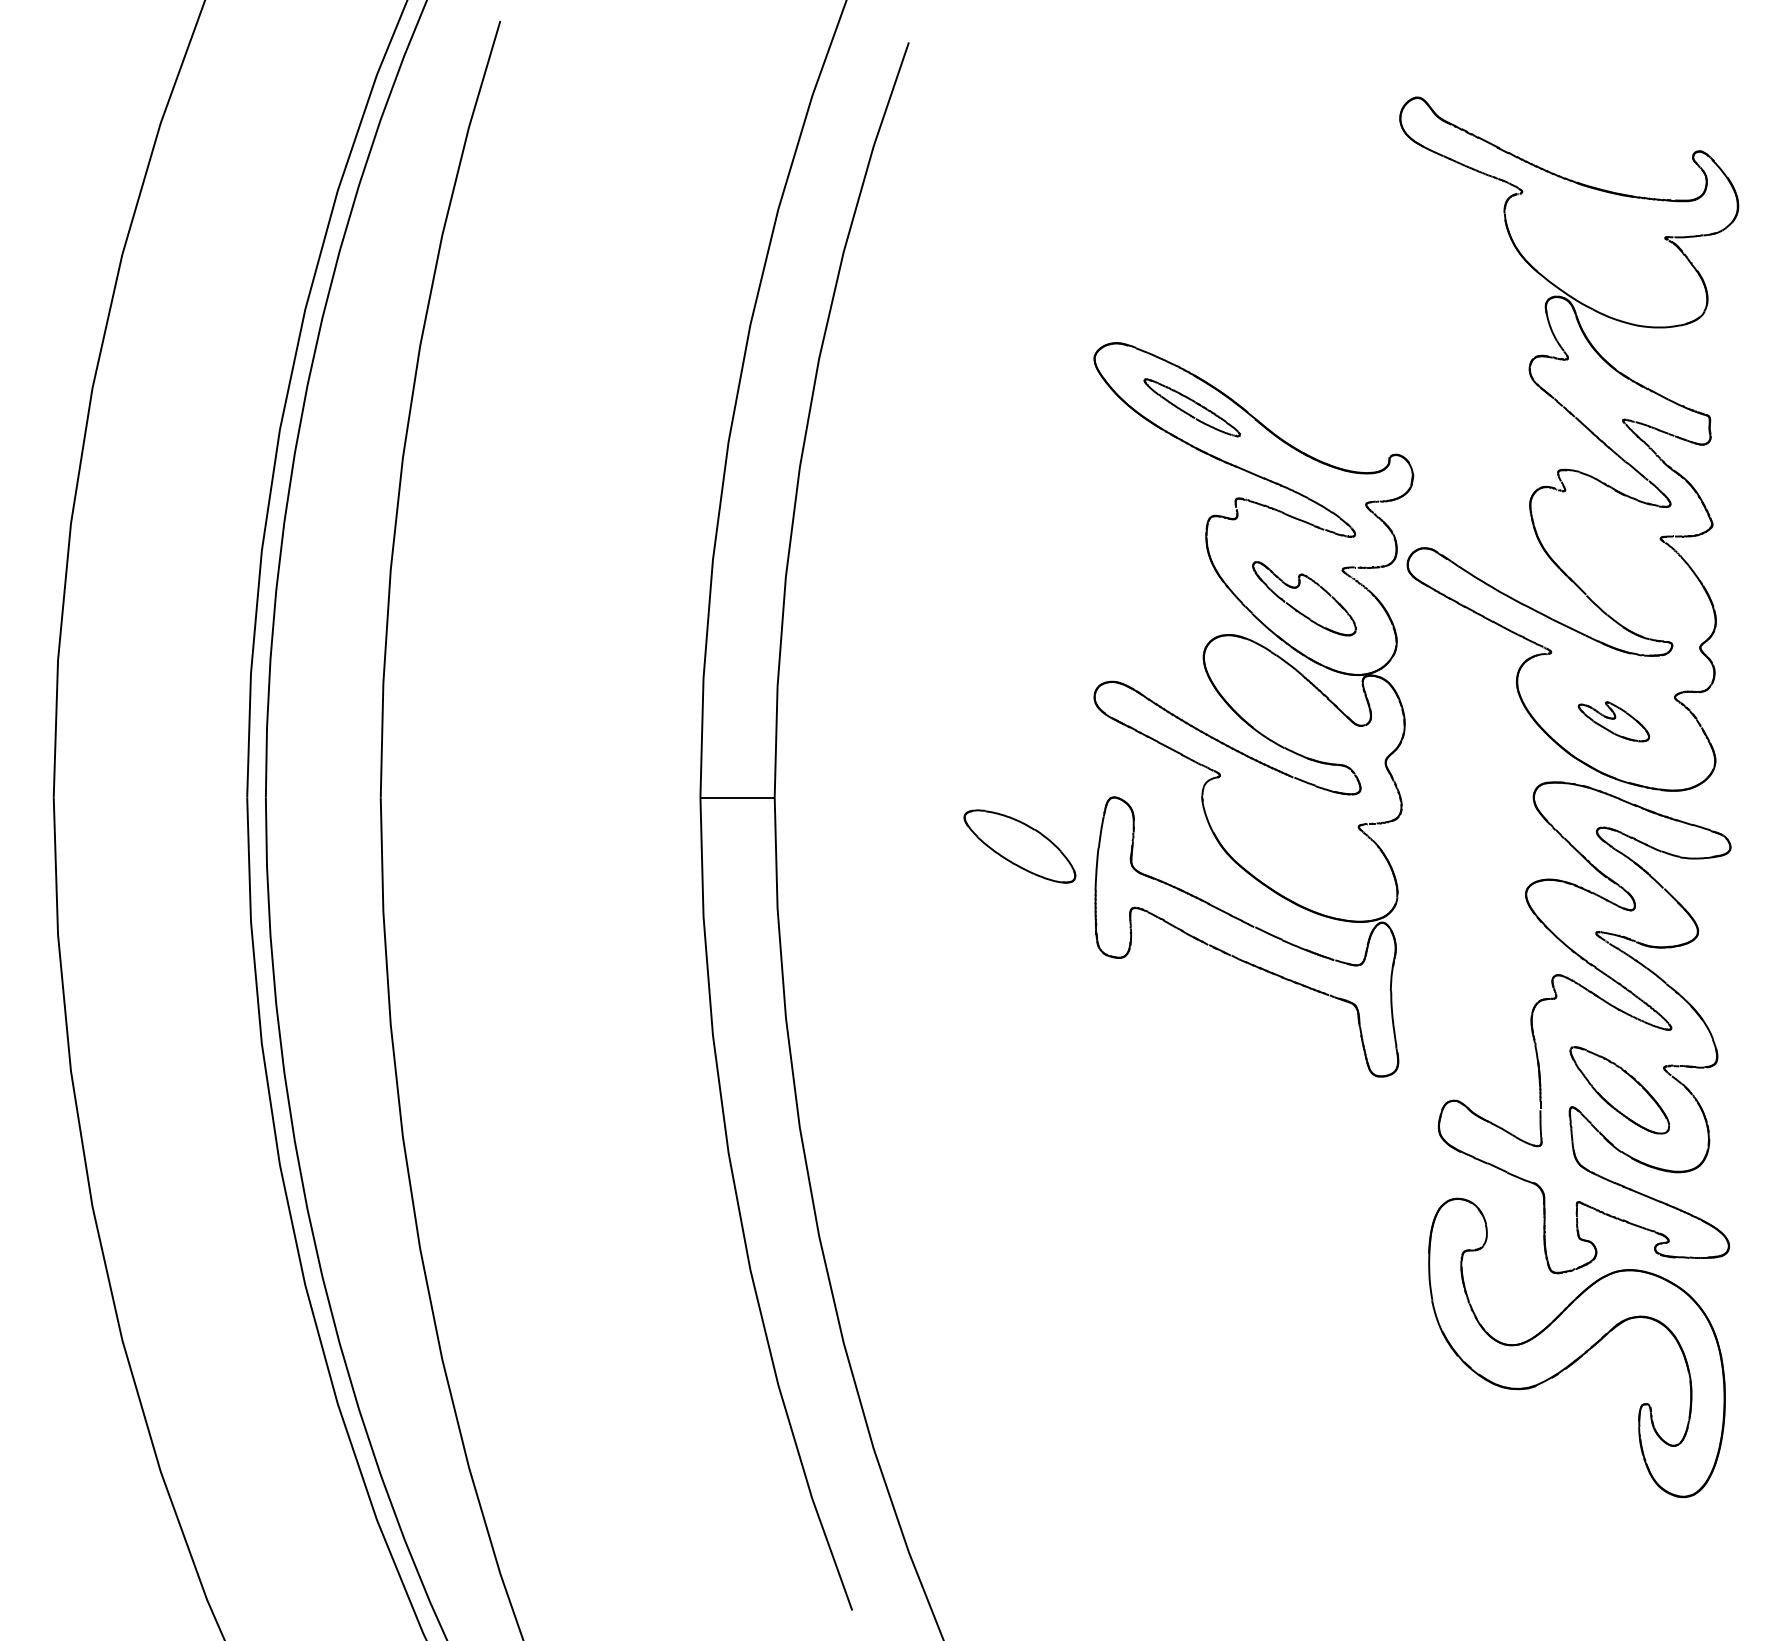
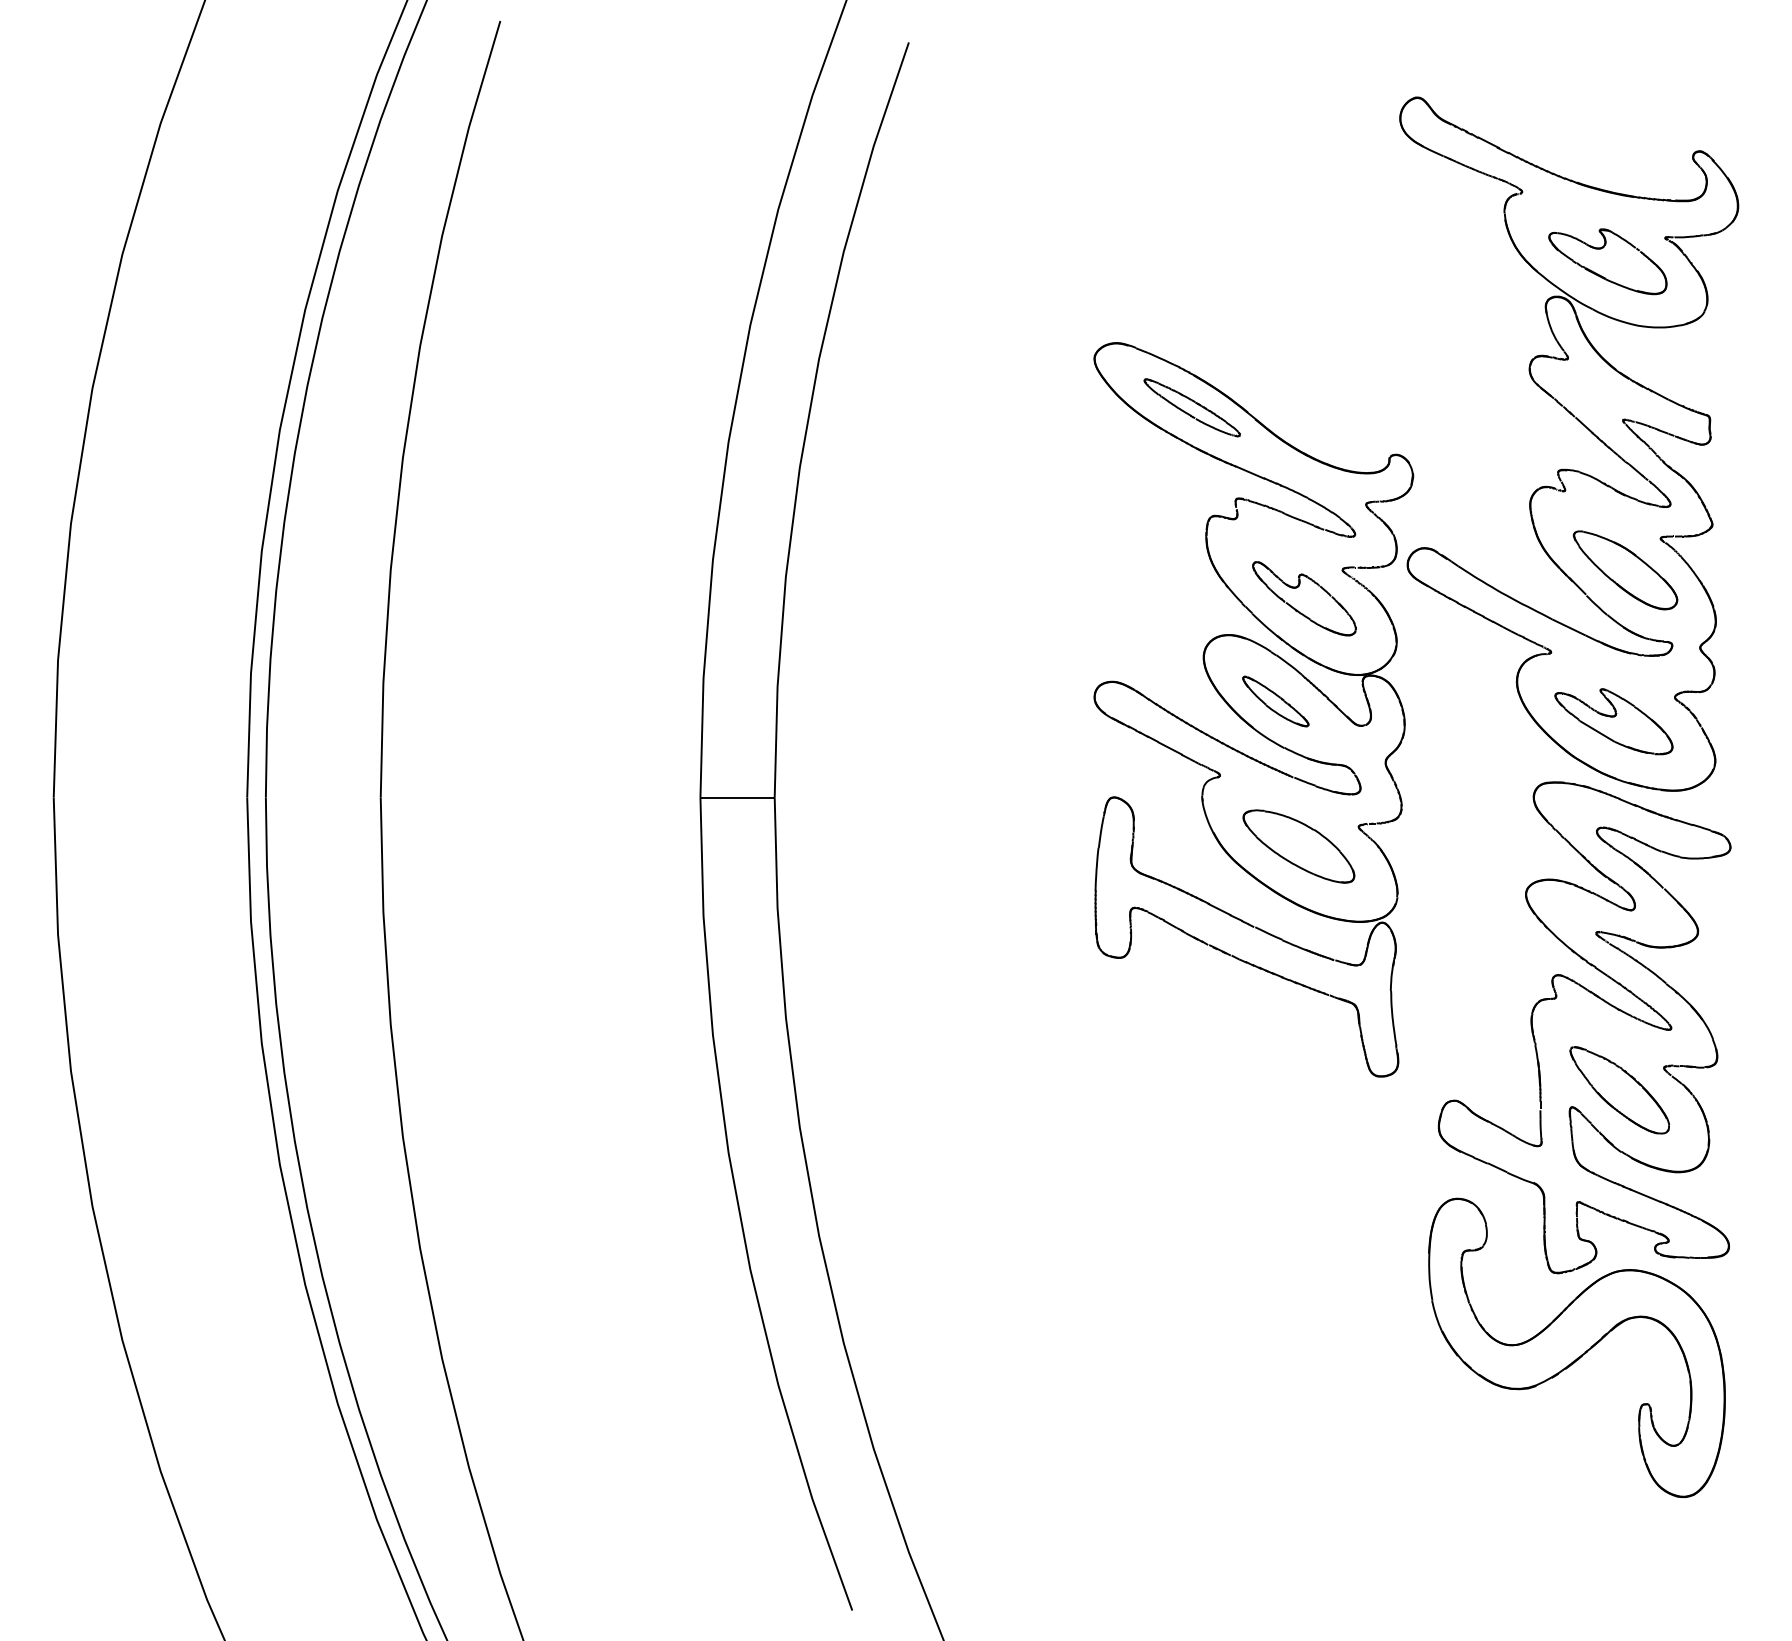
part: none -> present (1607, 261)
part: none -> present (1625, 570)
part: none -> present (1275, 701)
part size: 74x42 px -> 120x68 px (1613, 721)
part position: (1019, 846) -> (1298, 846) (1298, 846)
